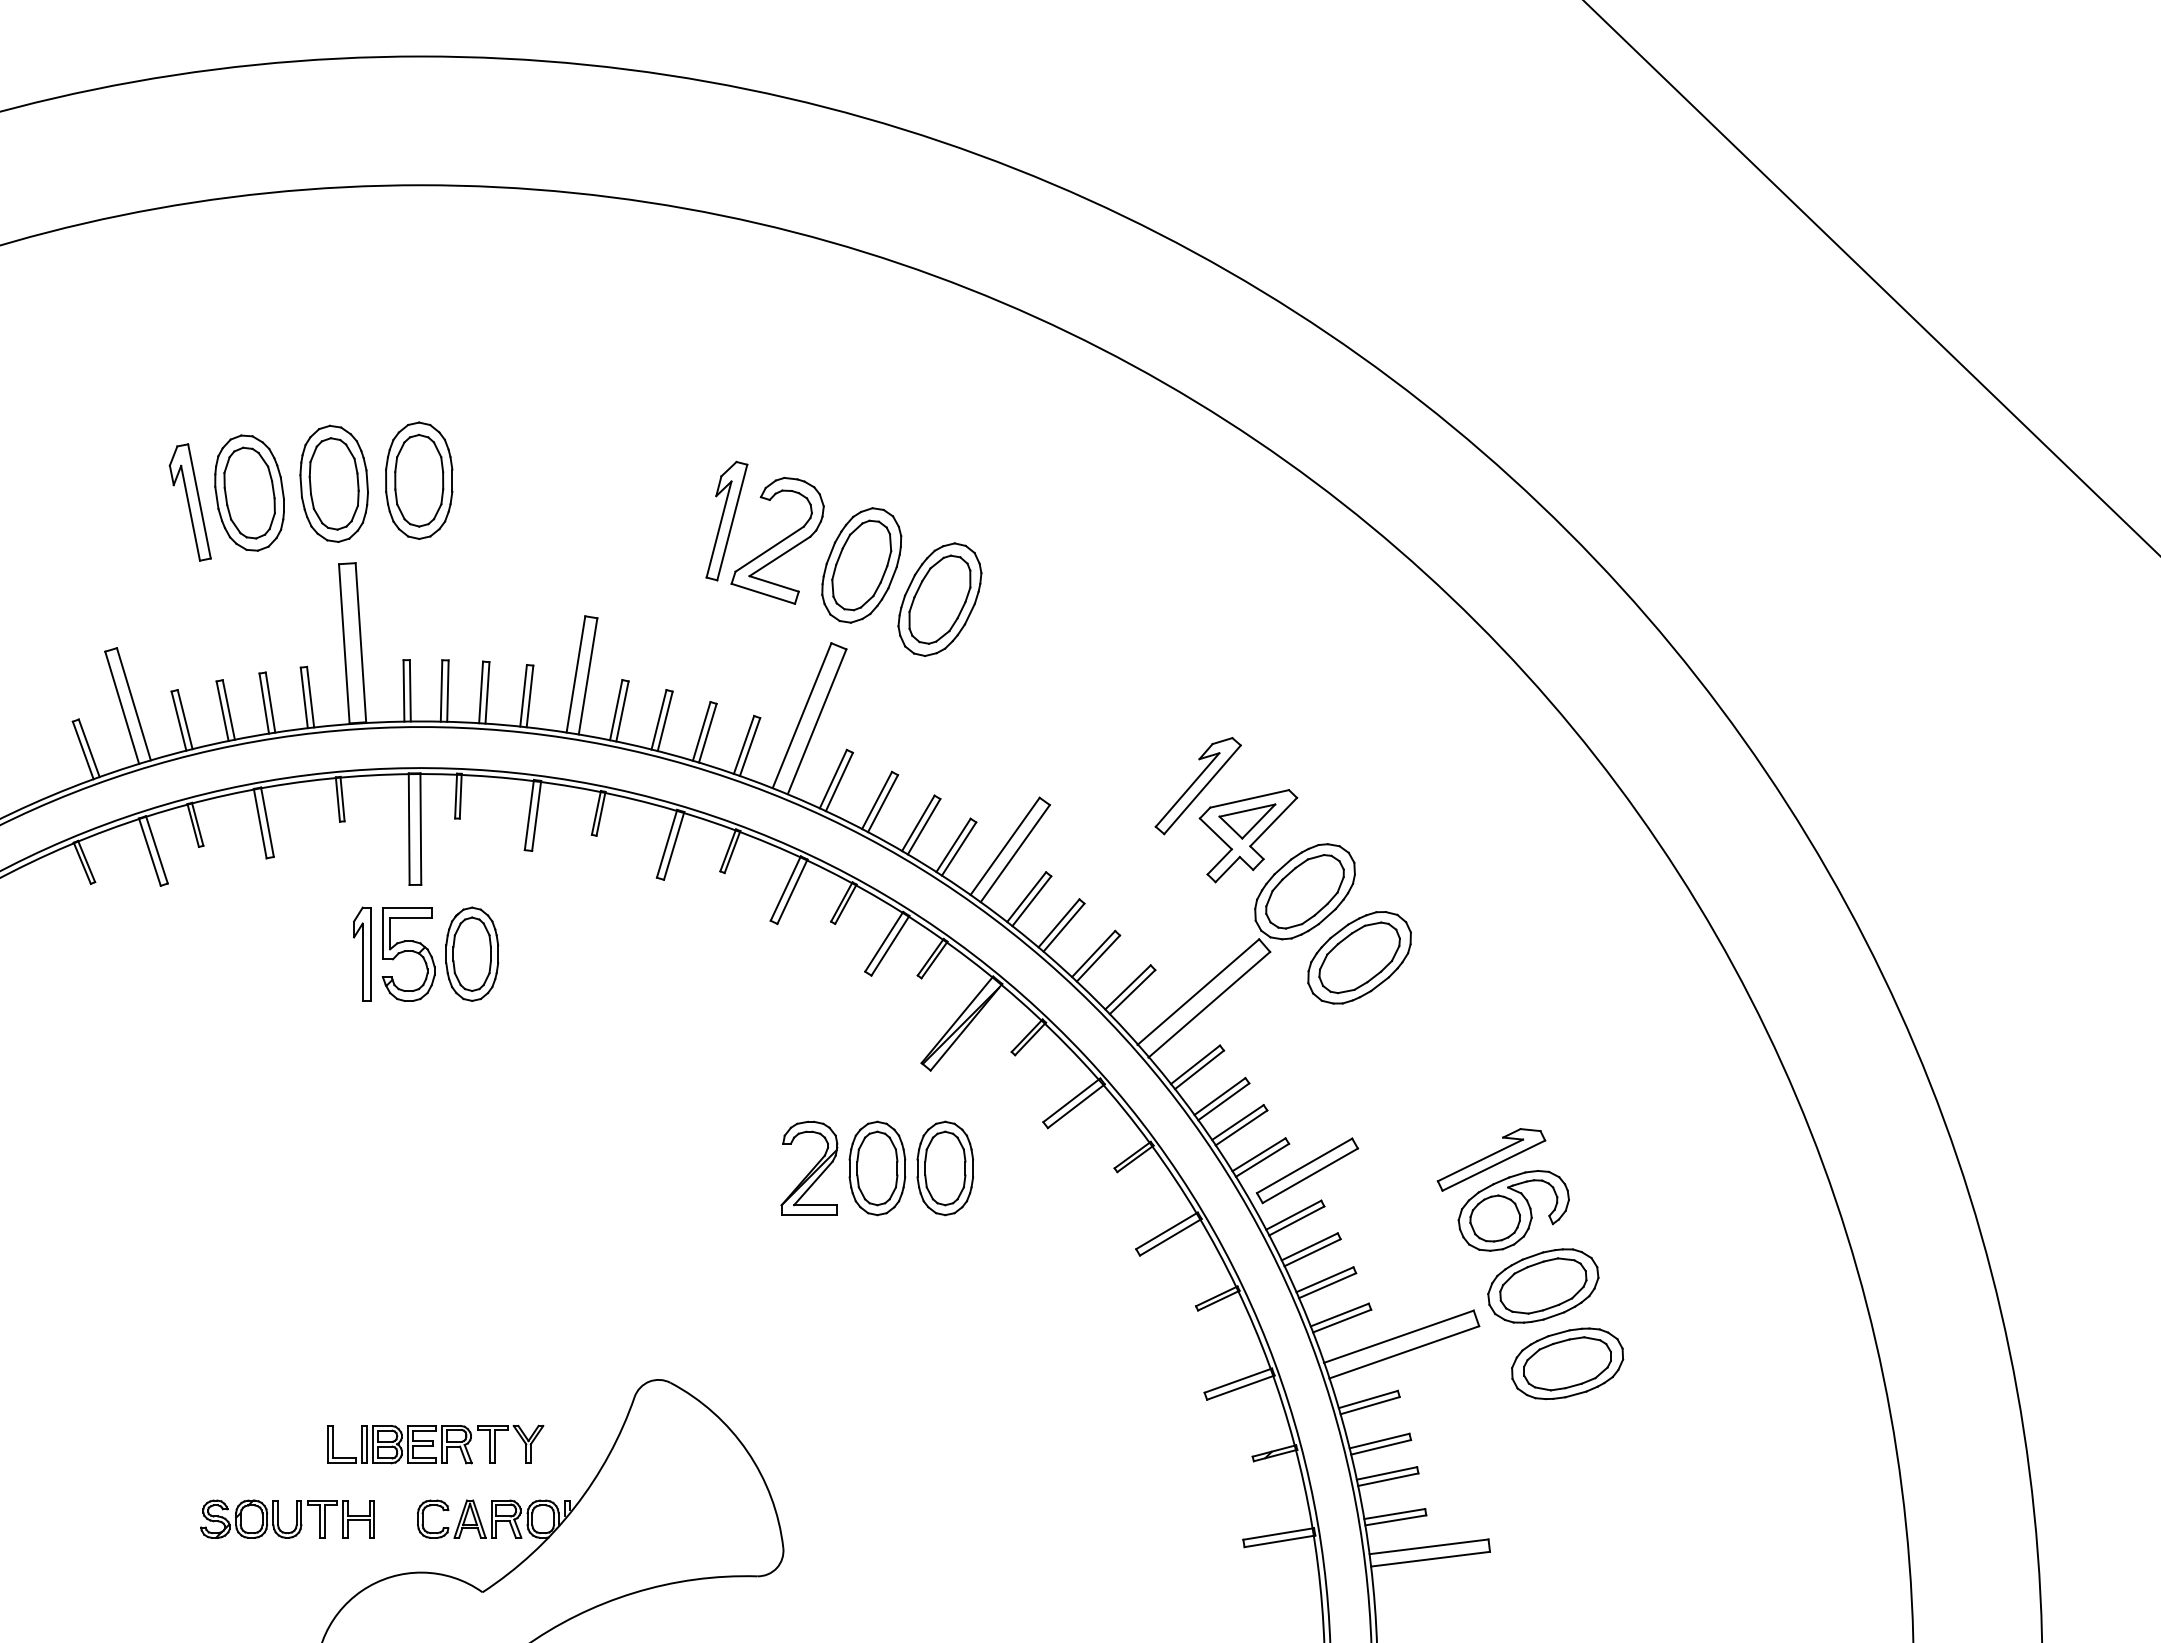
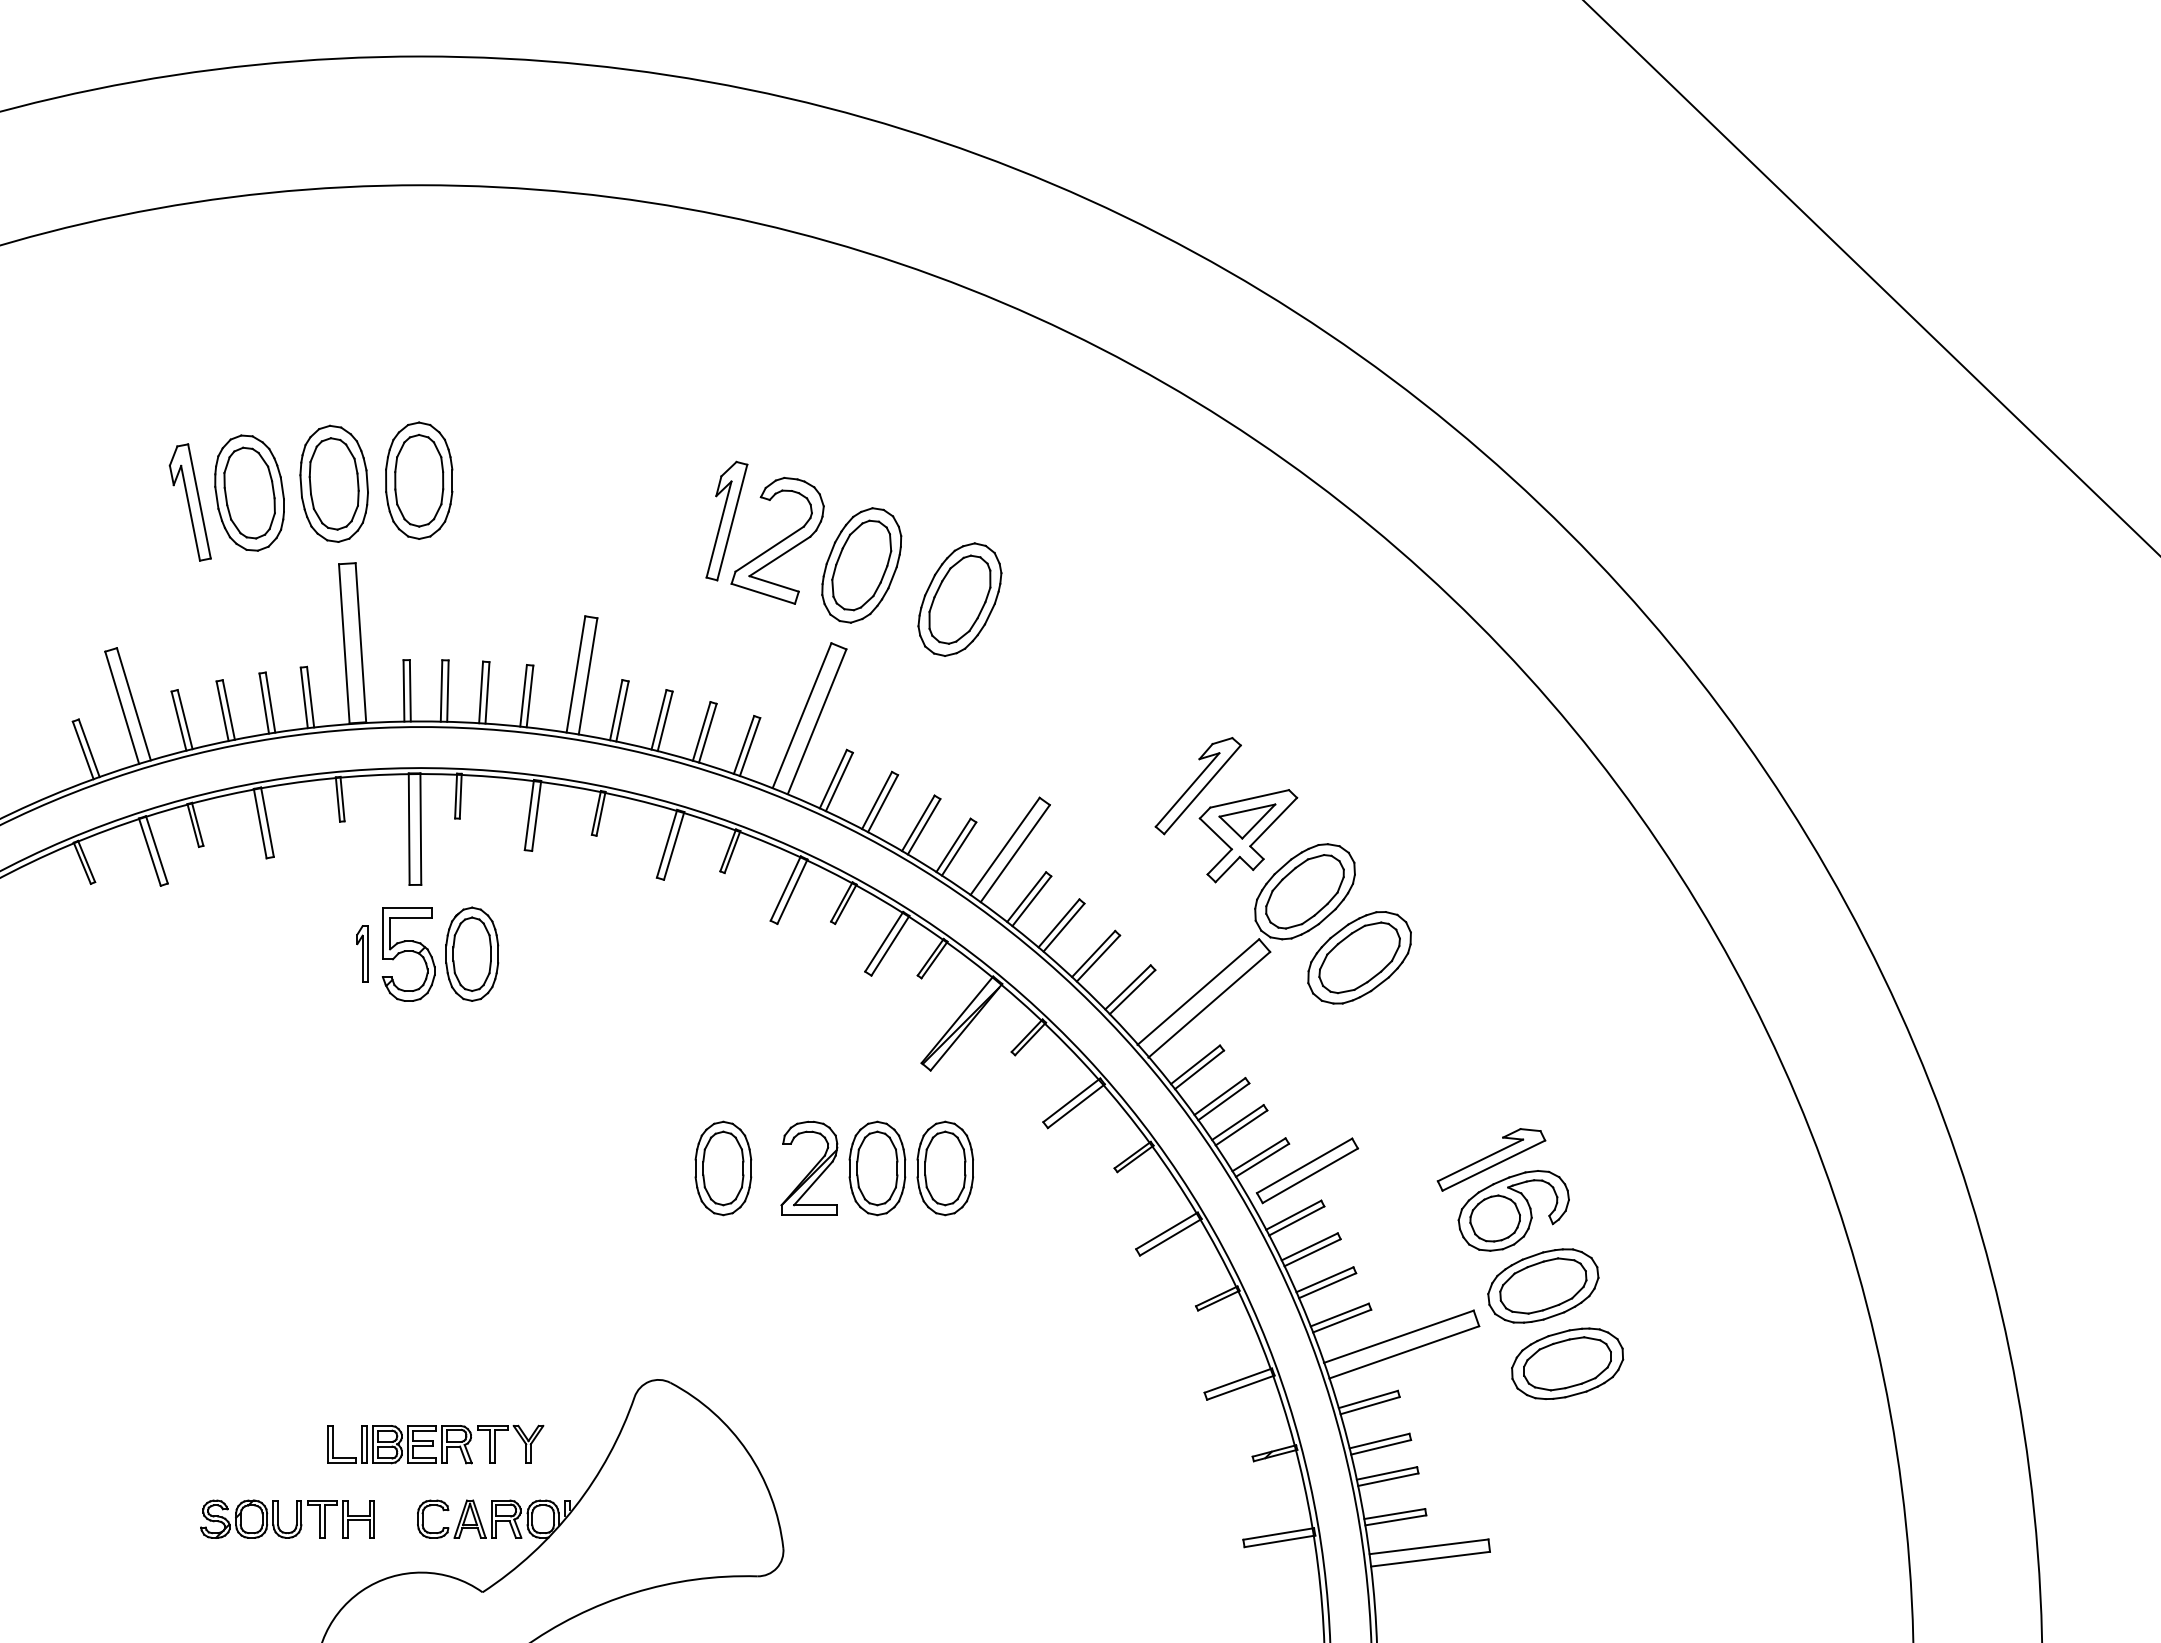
part position: (939, 599) -> (959, 599) (959, 599)
part size: 19x96 px -> 13x58 px (362, 953)
part: none -> present (723, 1168)
